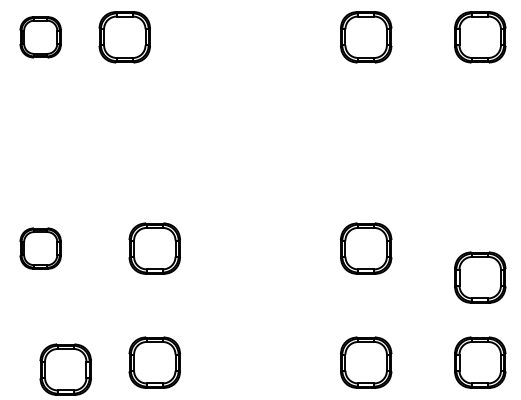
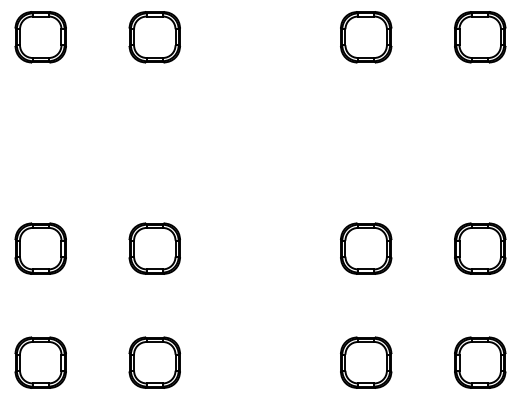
part size: 43x43 px -> 53x53 px (40, 37)
part position: (124, 37) -> (154, 37) (154, 37)
part size: 43x43 px -> 53x53 px (40, 248)
part position: (480, 277) -> (480, 248) (480, 248)
part position: (65, 369) -> (40, 362) (40, 362)
